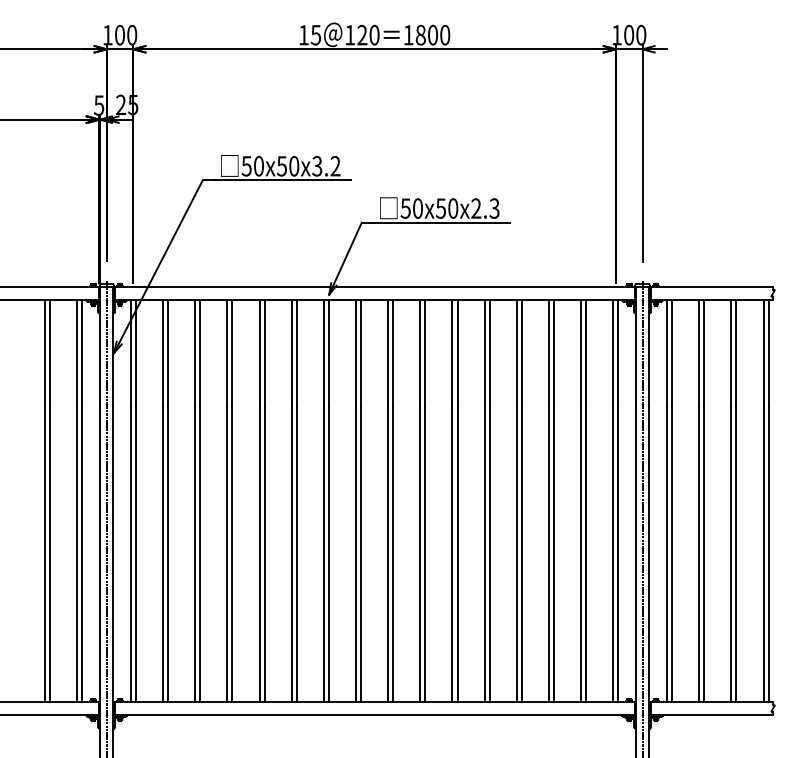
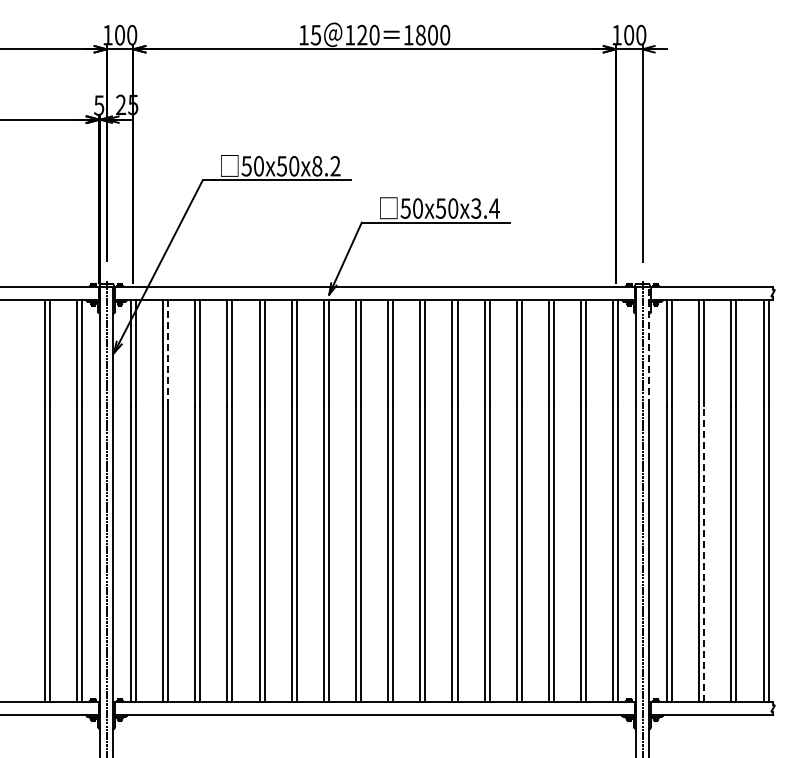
text: 50x50x3.2 -> 50x50x8.2 (317, 166)
text: 50x50x2.3 -> 50x50x3.4 (485, 208)
line: solid -> dashed (649, 346)
line: solid -> dashed (168, 352)
line: solid -> dashed (704, 553)
